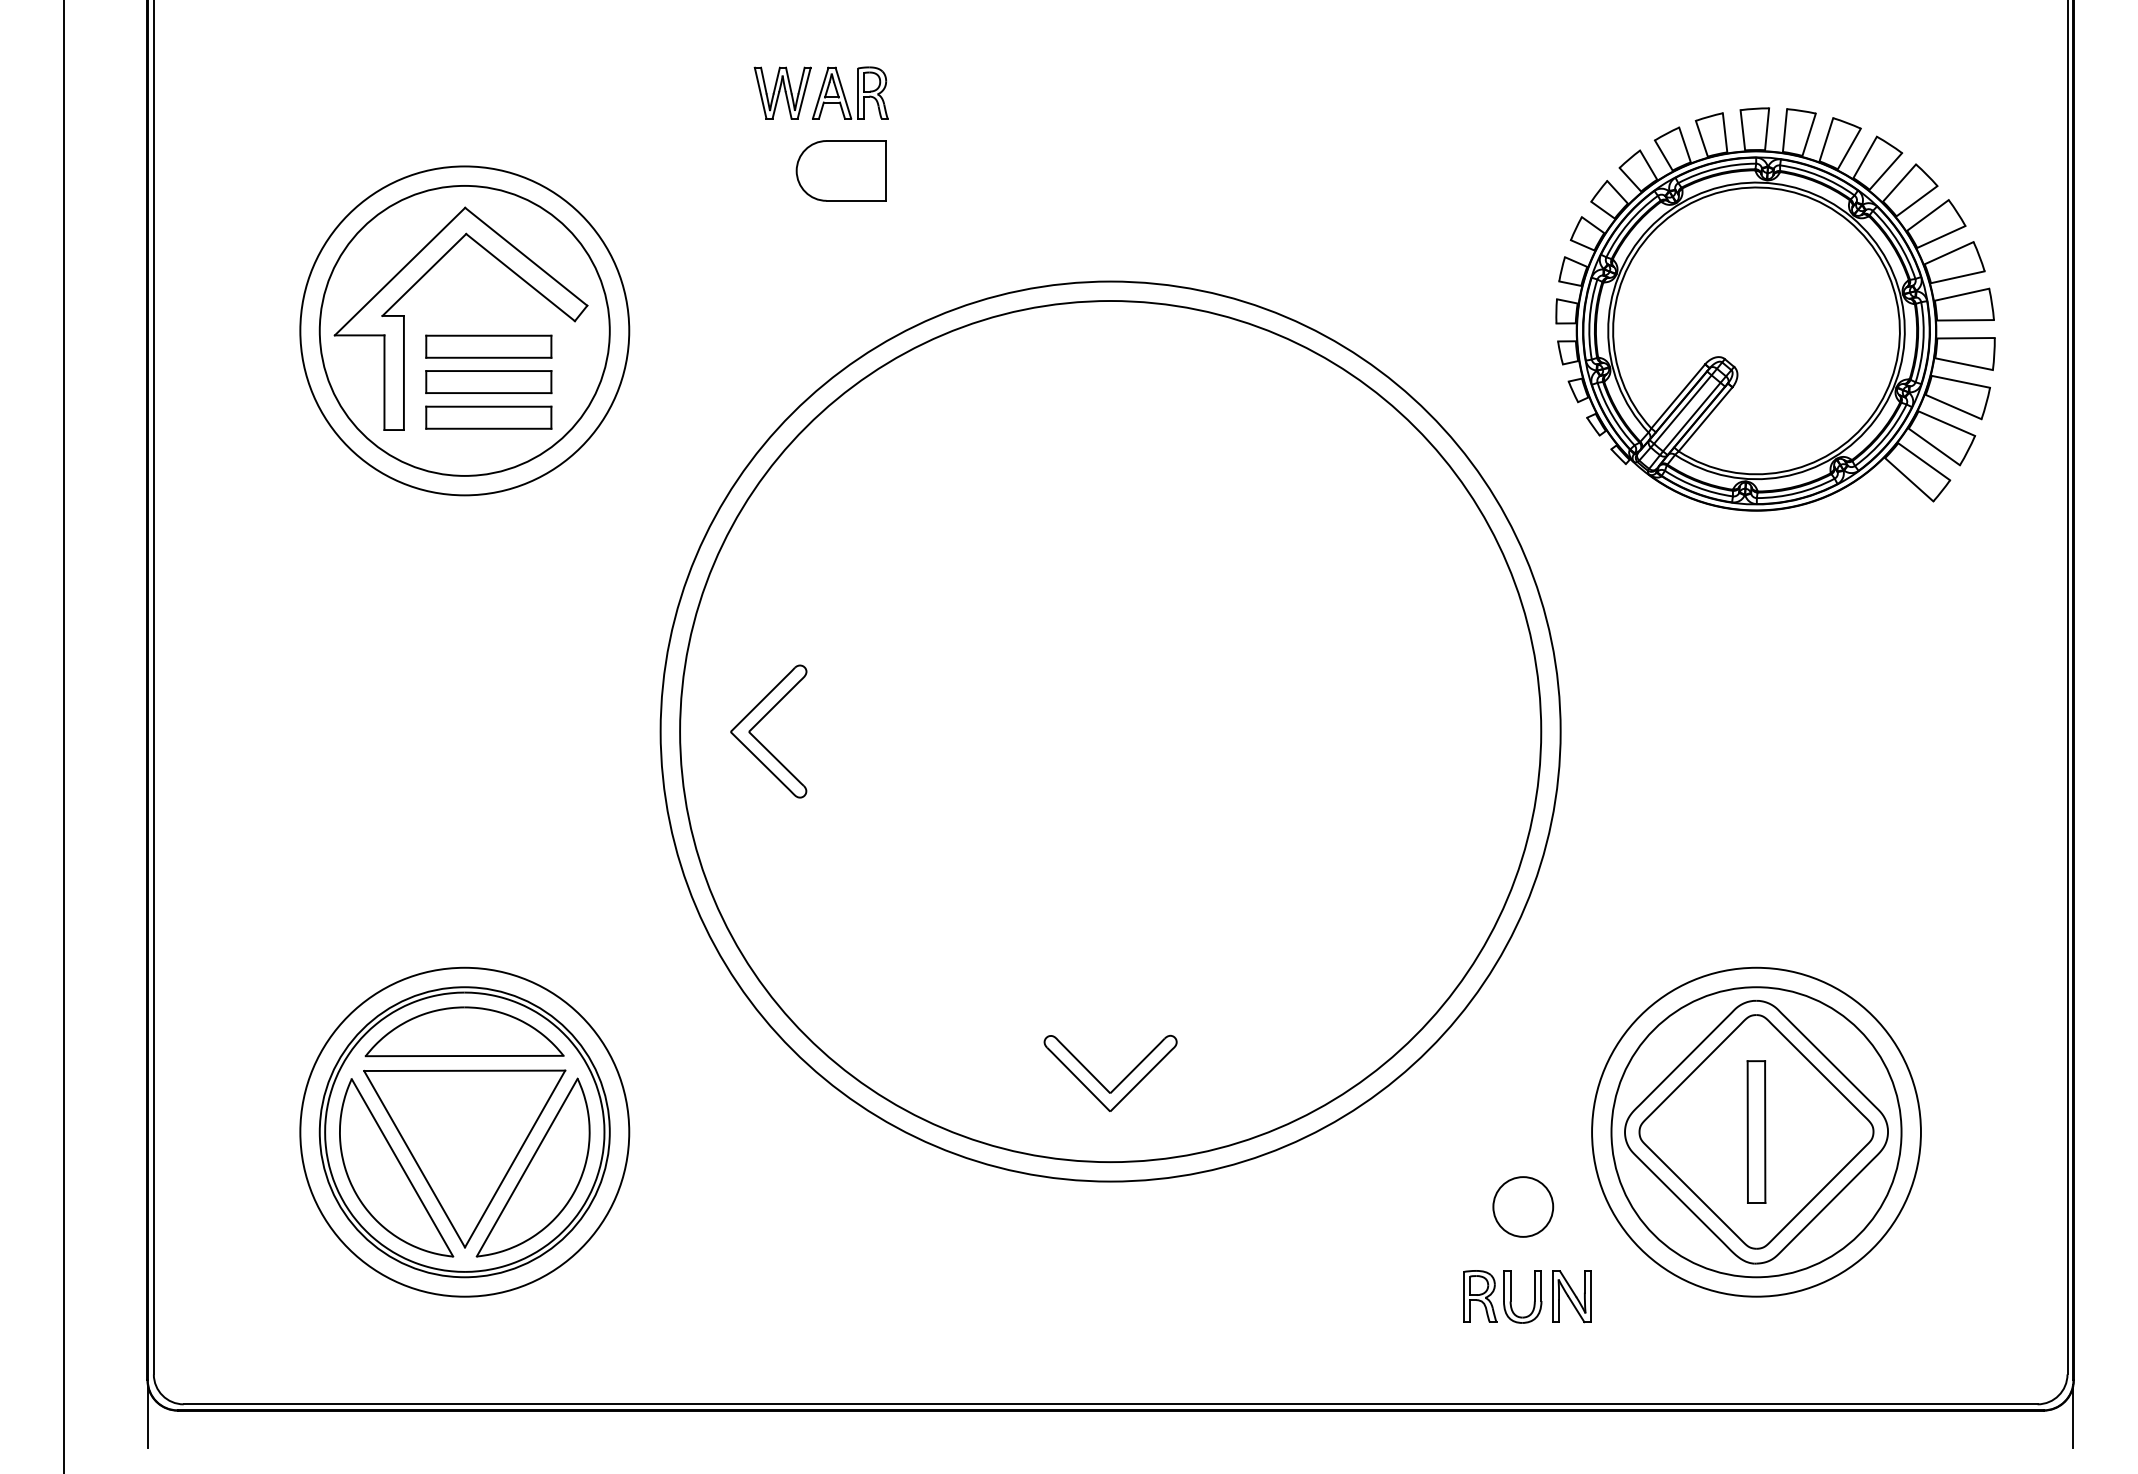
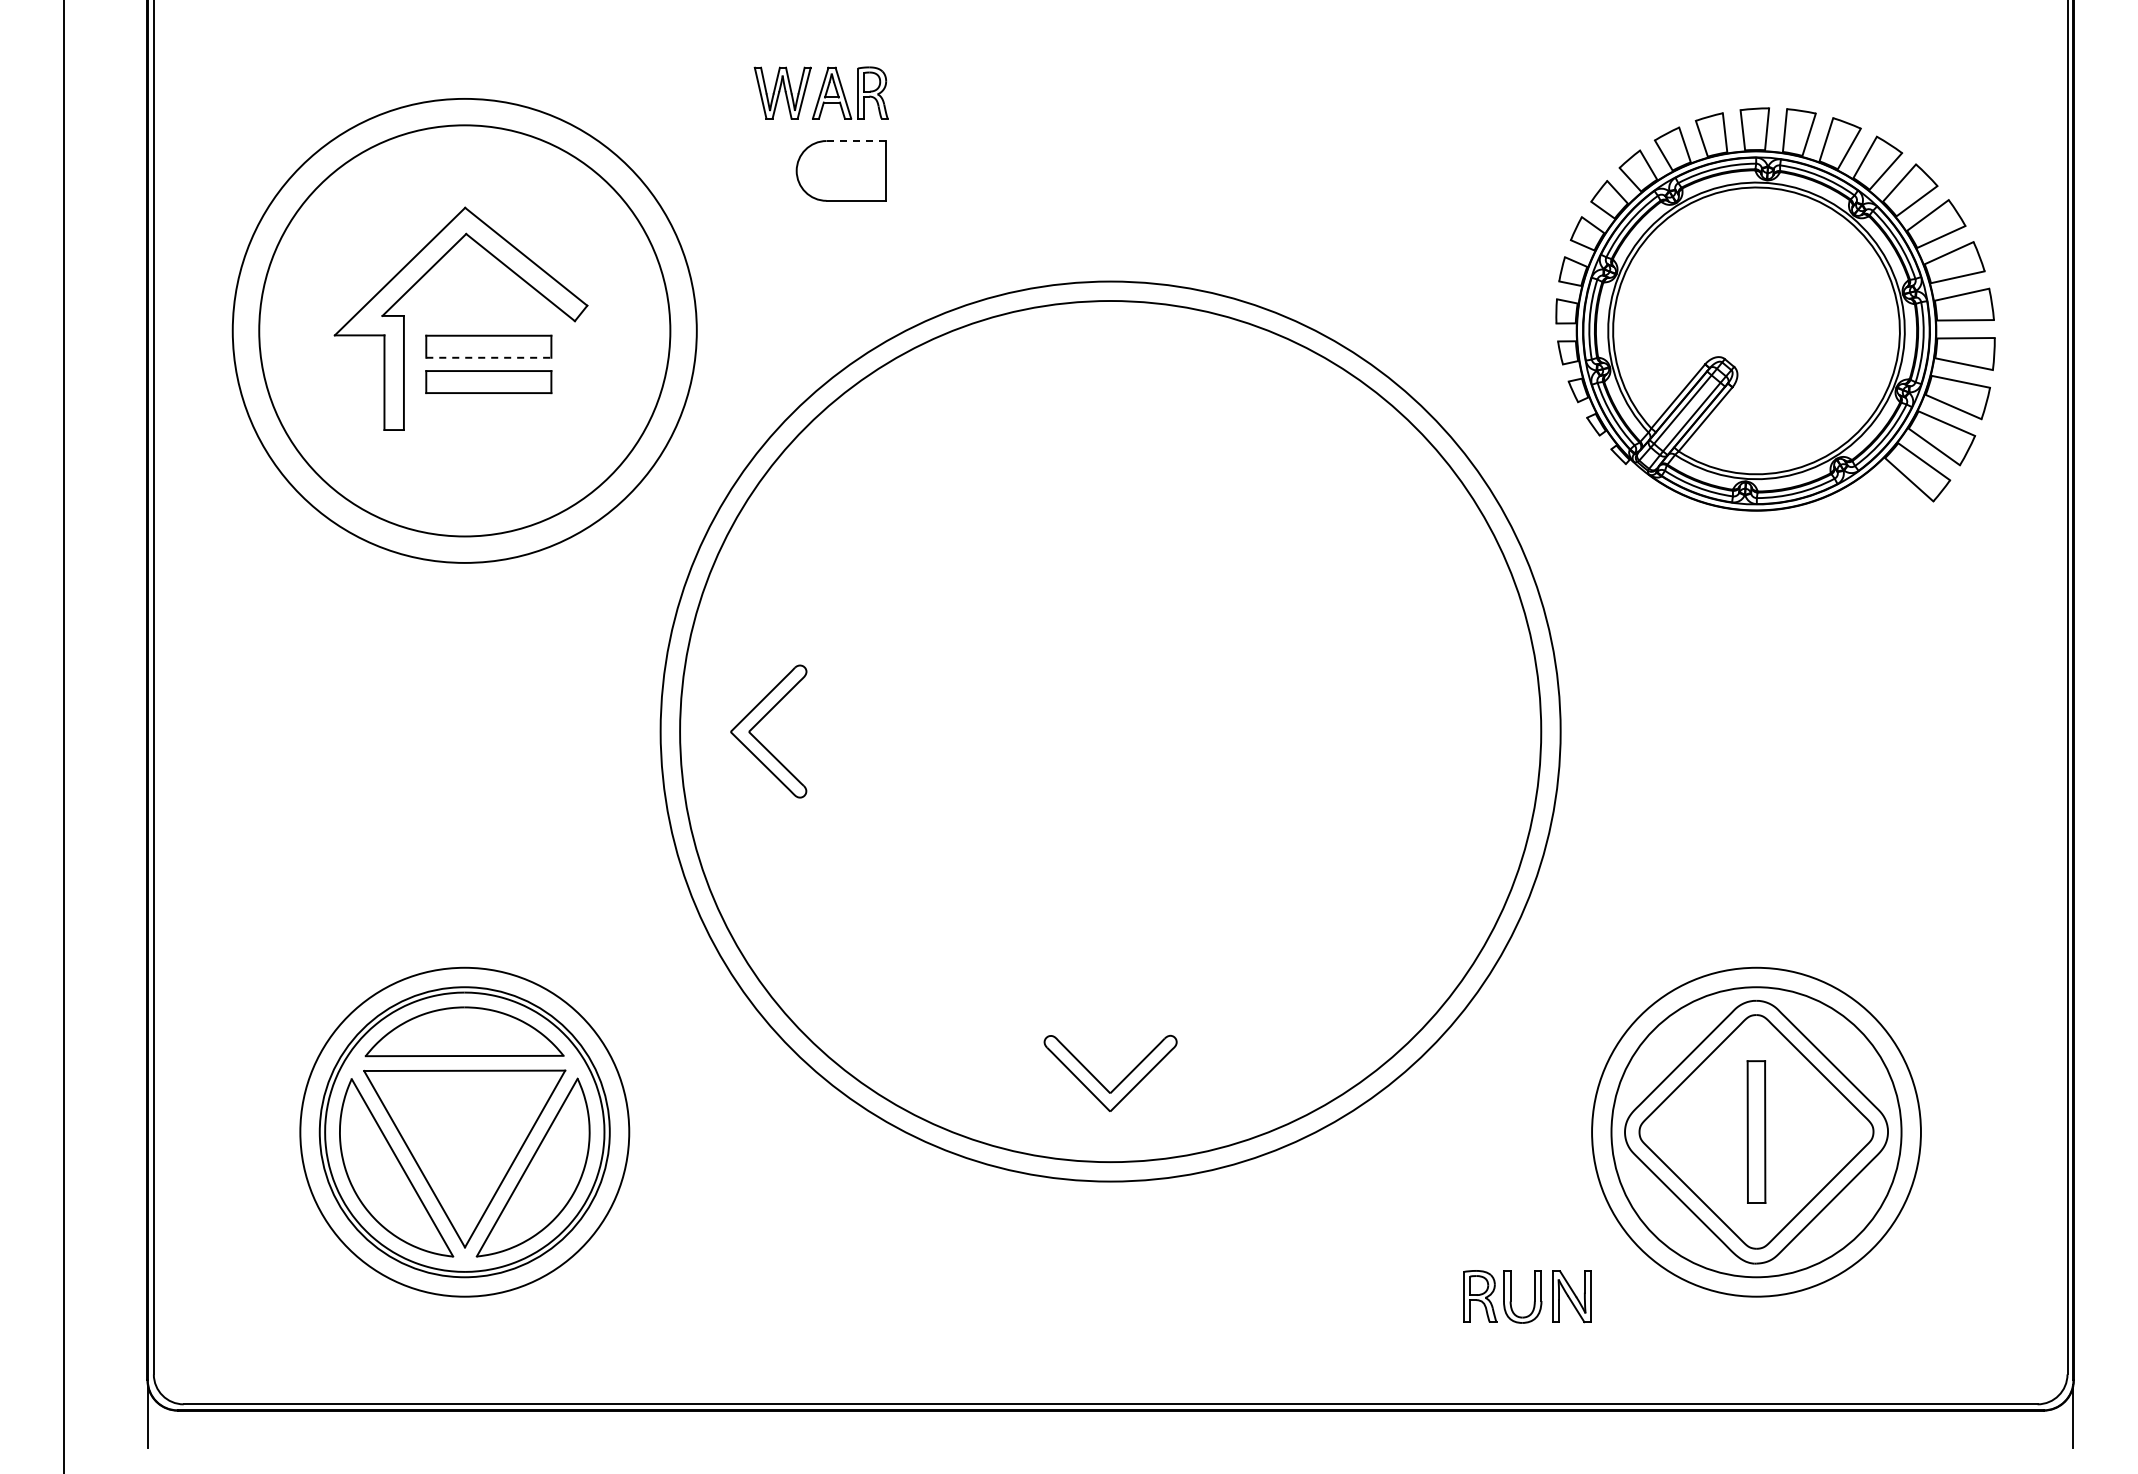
line: solid -> dashed (856, 141)
circle diameter: 290 px -> 464 px (464, 330)
circle diameter: 329 px -> 411 px (464, 330)
line: solid -> dashed (488, 357)
part: present -> none (488, 417)
circle: present -> none (1523, 1206)
